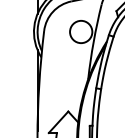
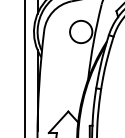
line: none -> present (25, 68)
